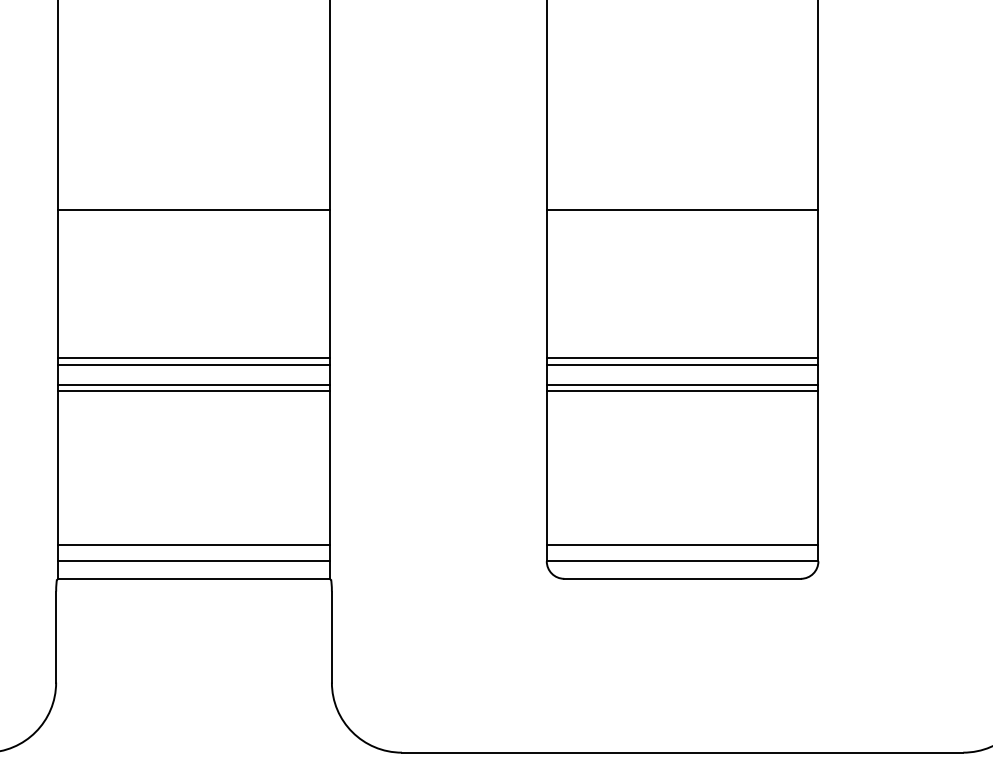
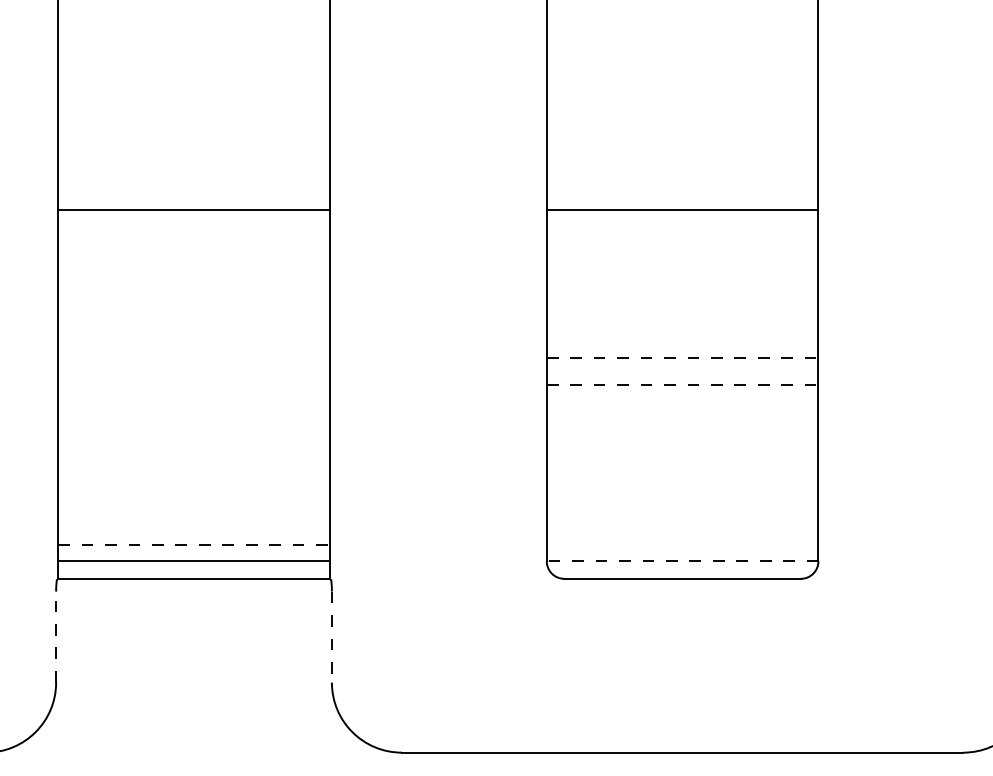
line: present -> none (193, 357)
line: solid -> dashed (682, 357)
line: present -> none (193, 364)
line: present -> none (682, 364)
line: present -> none (193, 384)
line: solid -> dashed (682, 384)
line: present -> none (193, 391)
line: present -> none (682, 391)
line: solid -> dashed (194, 545)
line: present -> none (682, 545)
line: solid -> dashed (682, 561)
line: solid -> dashed (56, 636)
line: solid -> dashed (331, 637)
